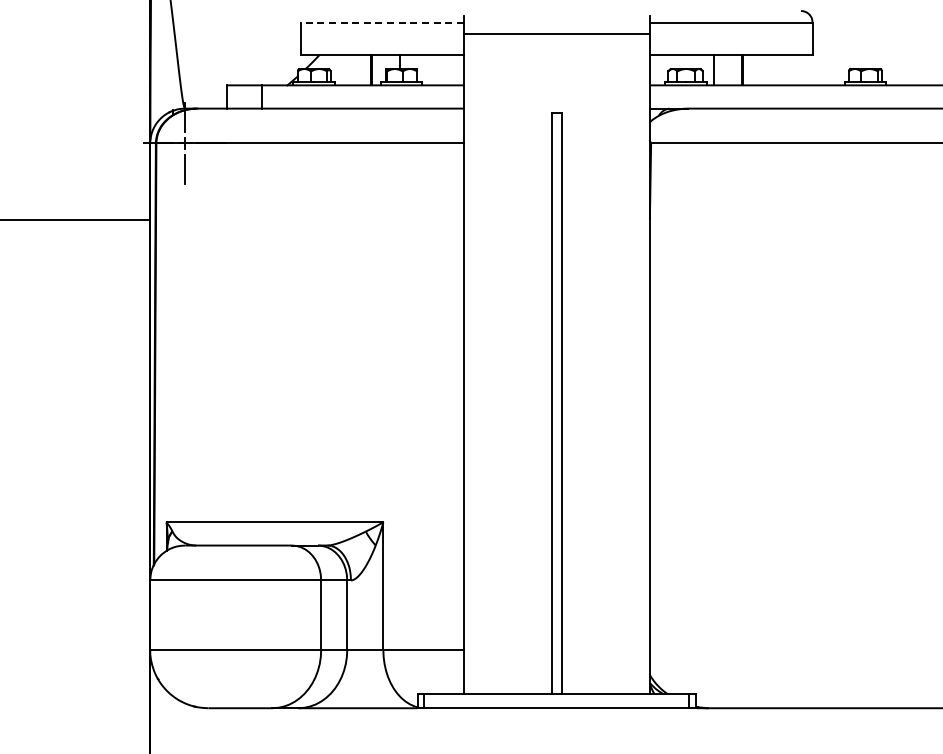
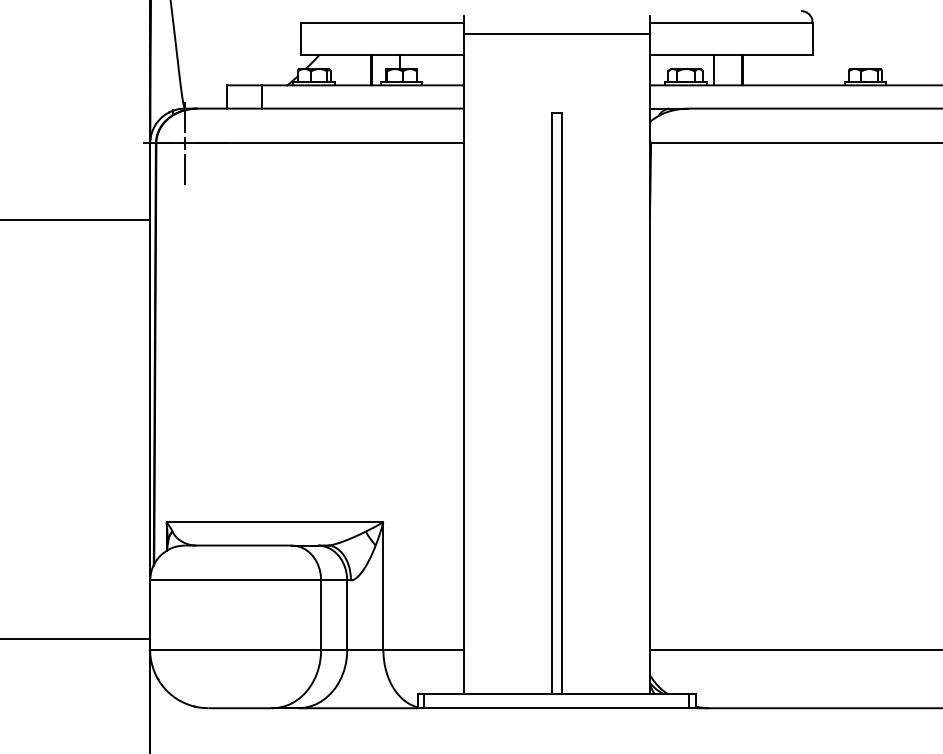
line: dashed -> solid (382, 22)
line: none -> present (76, 638)
line: none -> present (794, 650)
